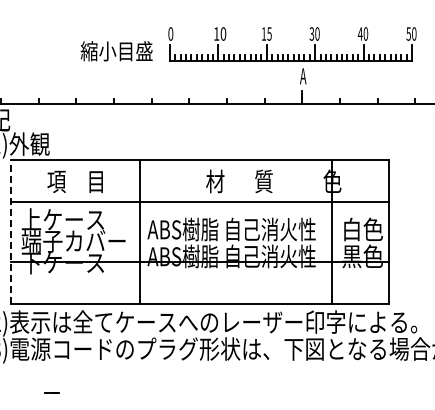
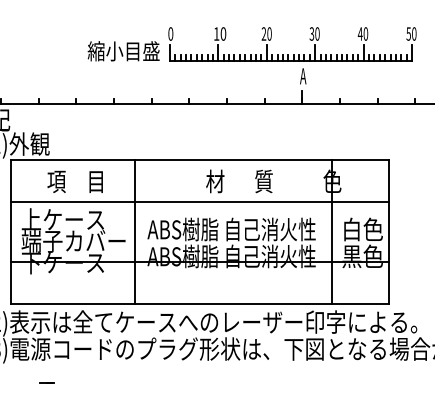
text: 15 -> 20 (266, 33)
text position: (116, 51) -> (123, 51) (123, 51)
line: dashed -> solid (10, 231)
line position: (140, 231) -> (135, 231) (135, 231)
line position: (51, 392) -> (46, 382) (46, 382)
